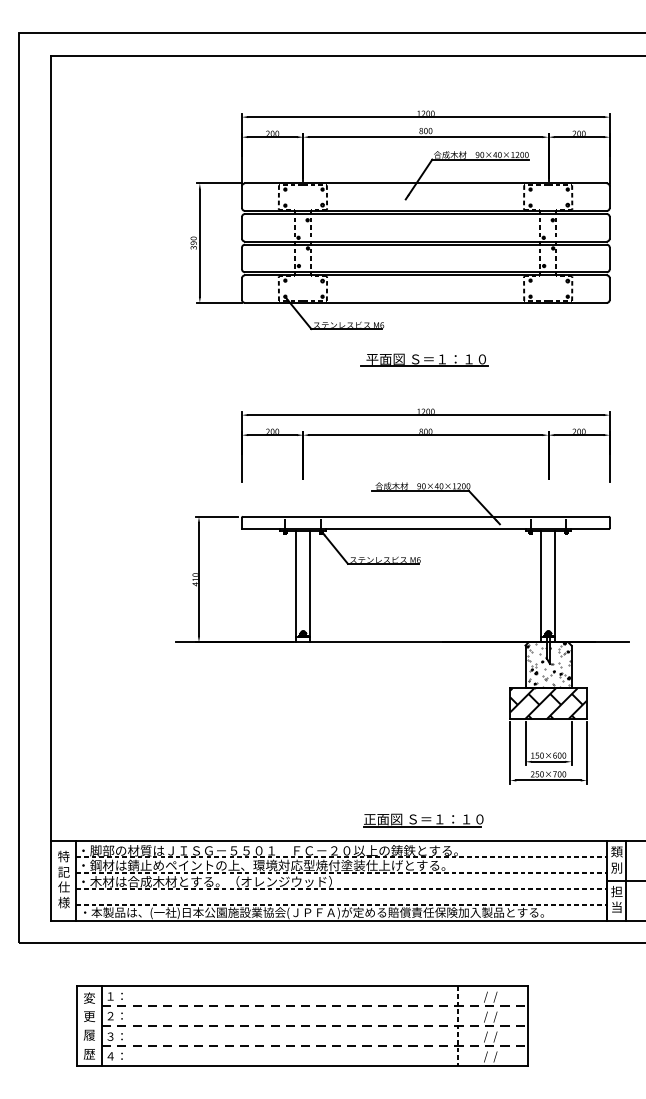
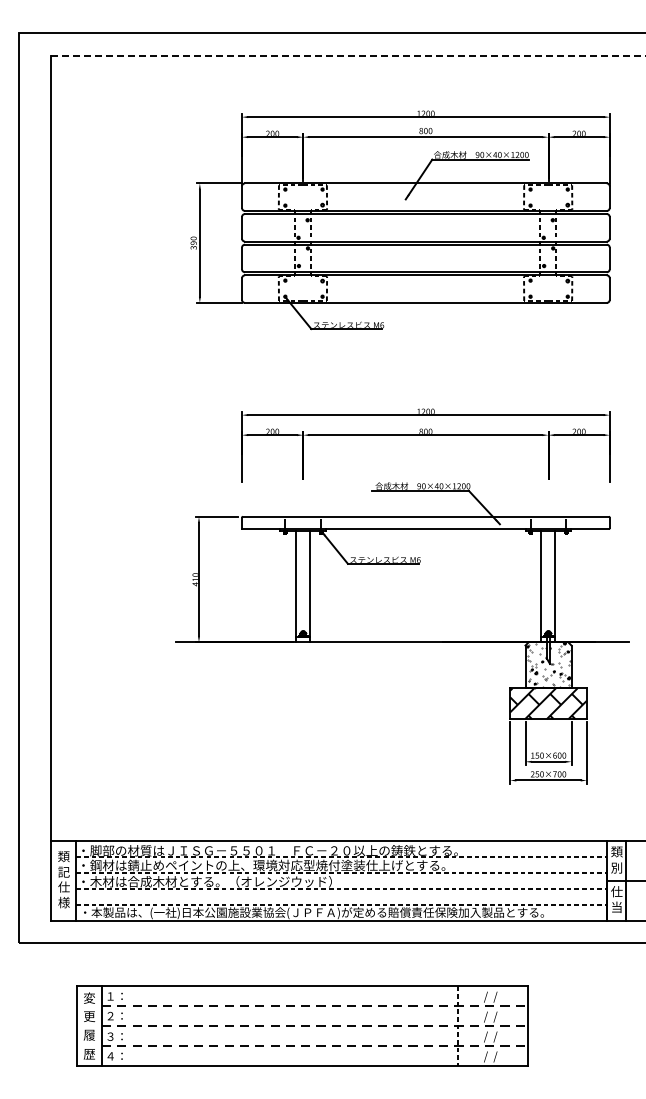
line: solid -> dashed (348, 55)
part: present -> none (424, 359)
part: present -> none (423, 820)
text: 特 -> 類 (63, 856)
text: 担 -> 仕 (616, 891)
